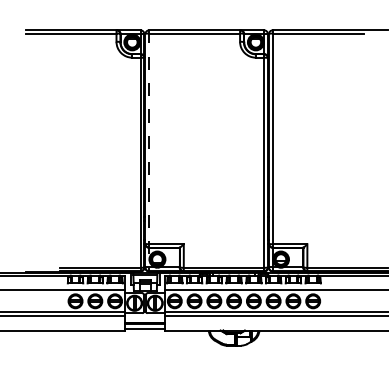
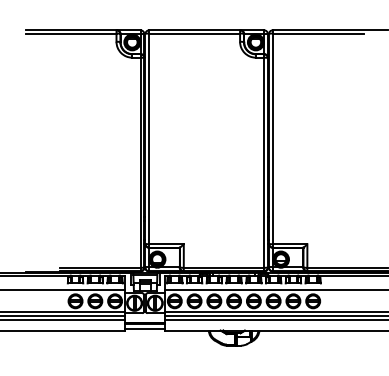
line: dashed -> solid (149, 150)
line: none -> present (63, 320)
line: none -> present (274, 320)
